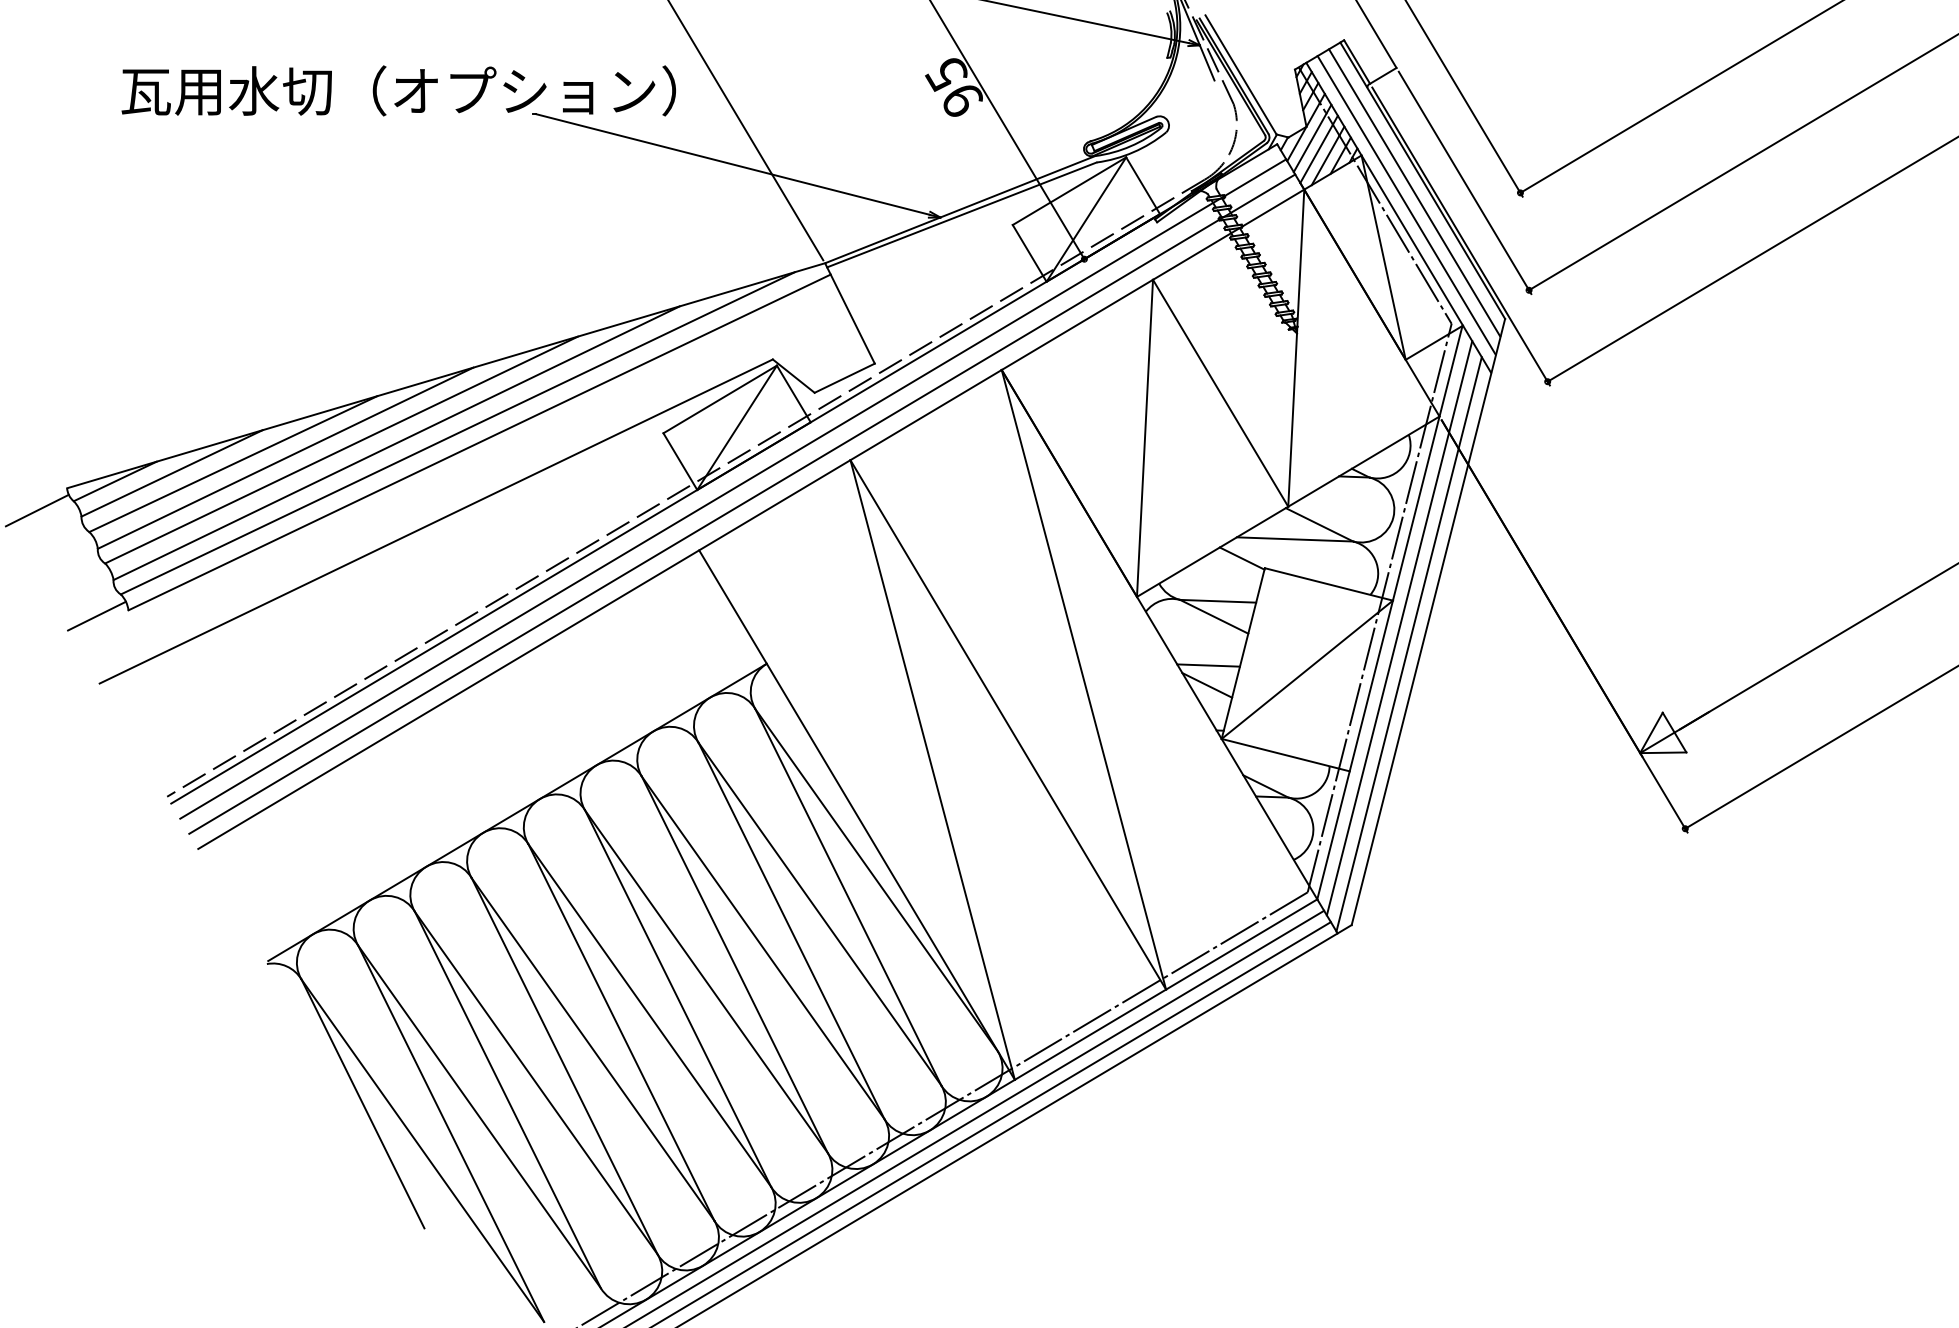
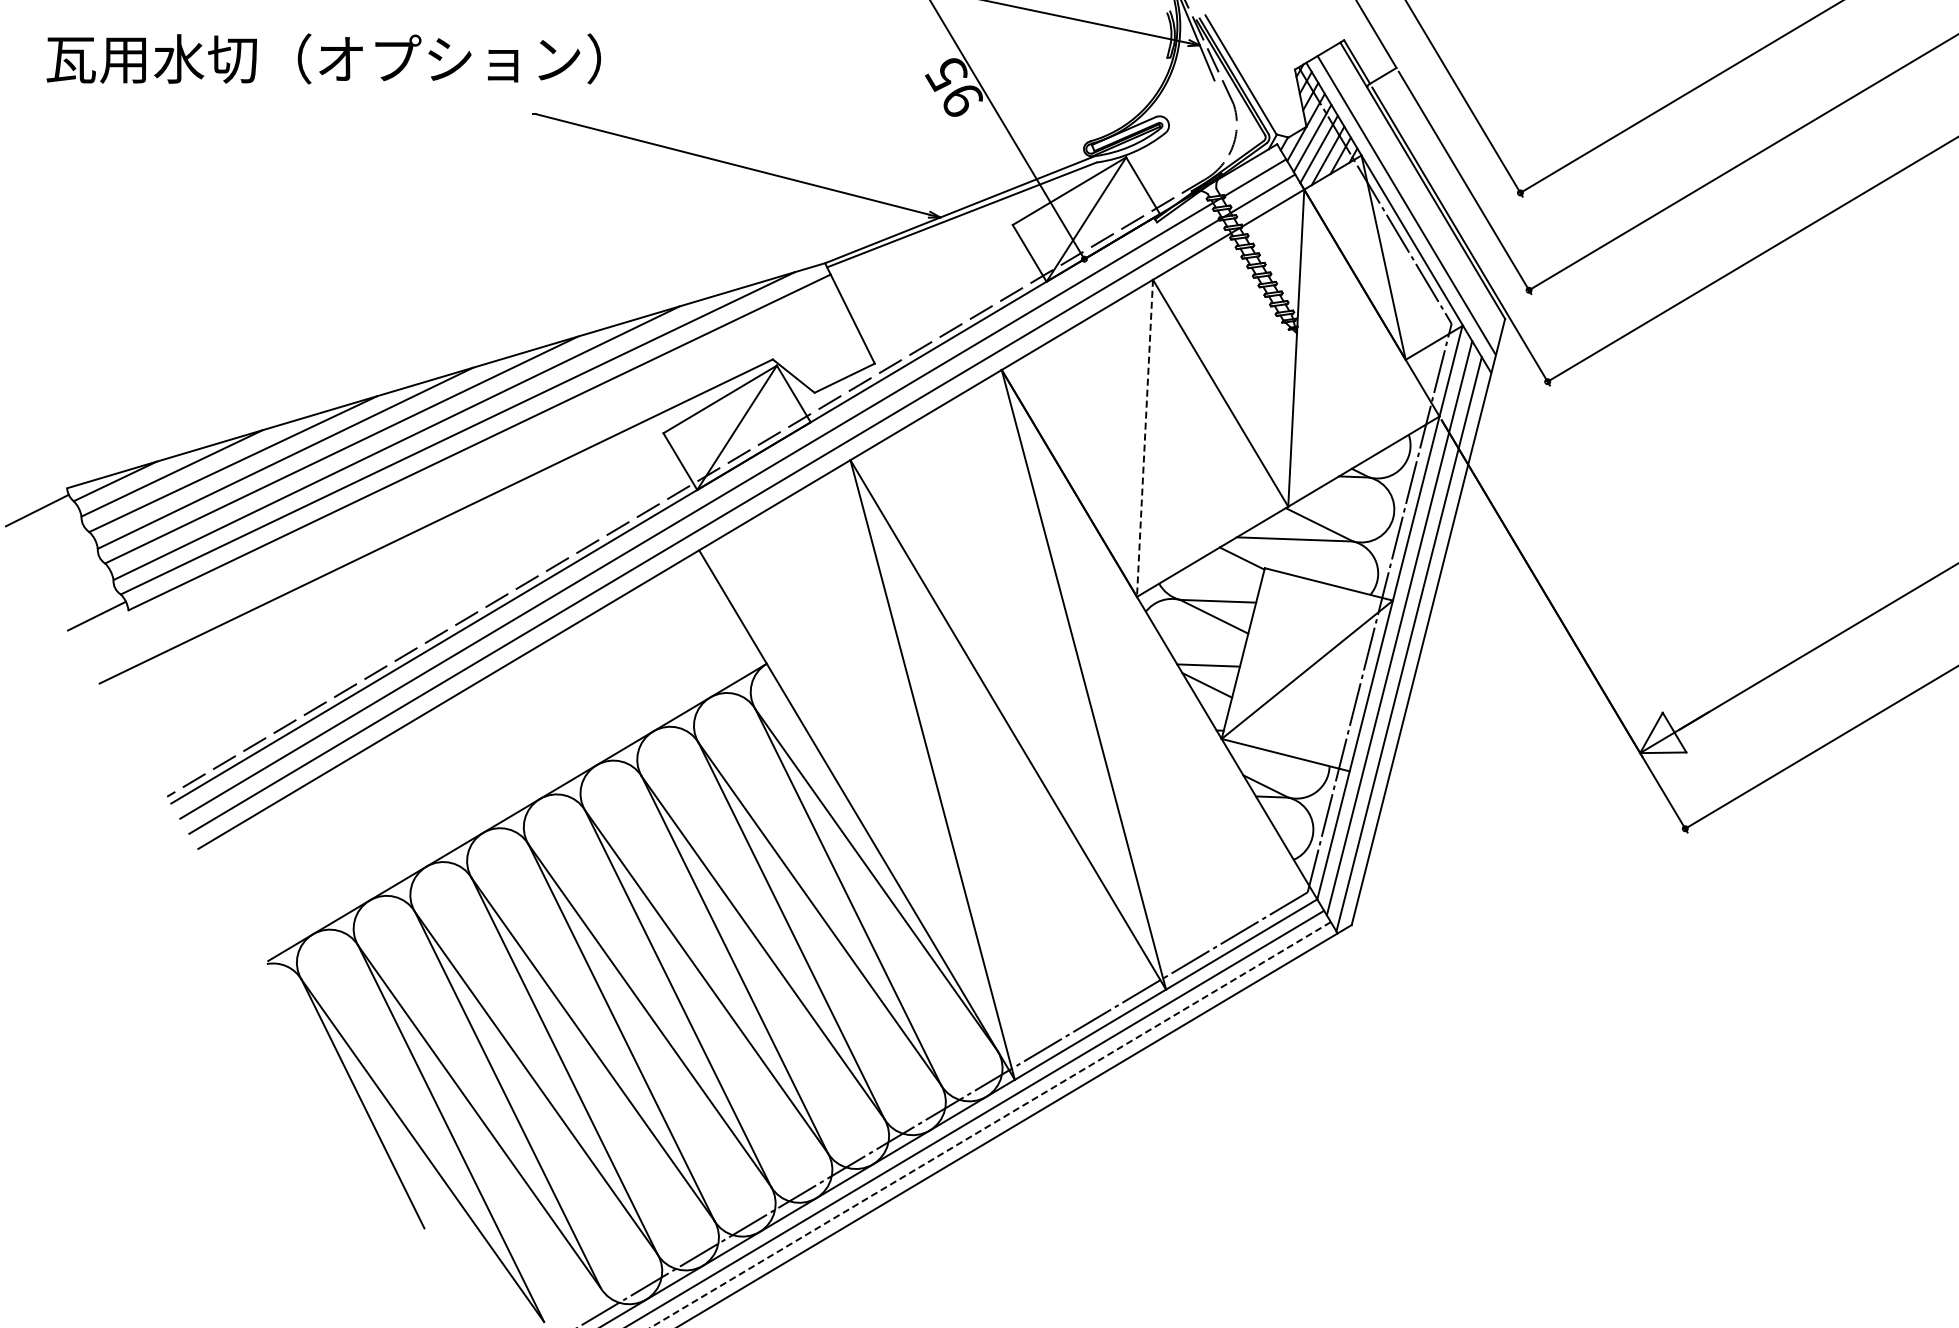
text position: (398, 90) -> (323, 58) (323, 58)
line: present -> none (746, 131)
line: present -> none (1414, 192)
line: solid -> dashed (1145, 438)
line: solid -> dashed (990, 1125)
